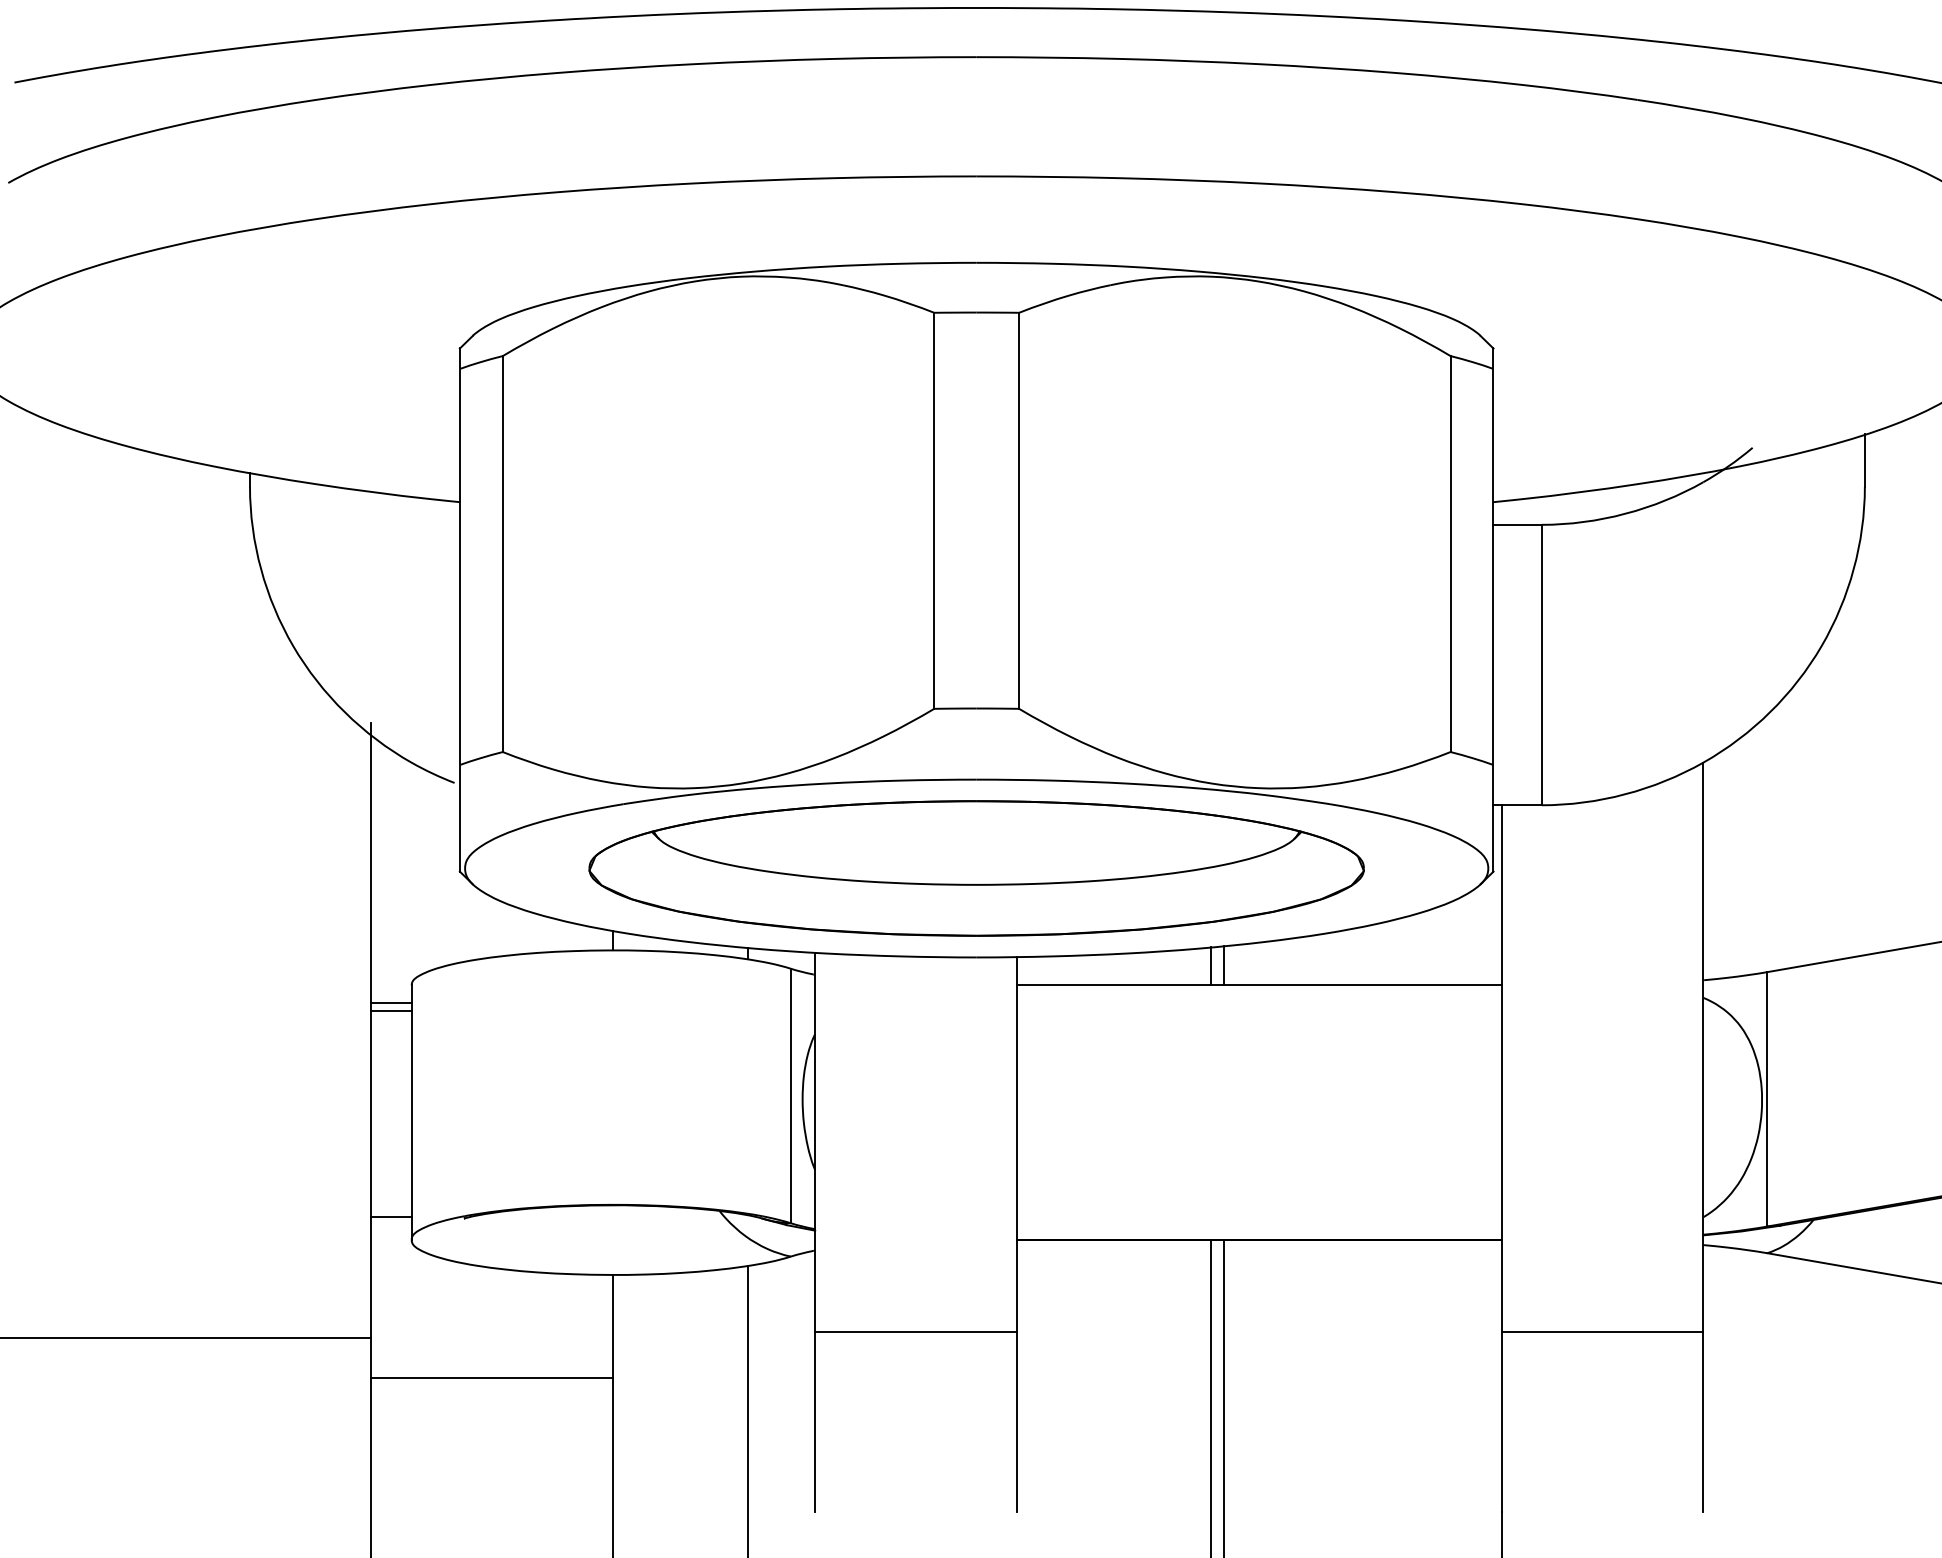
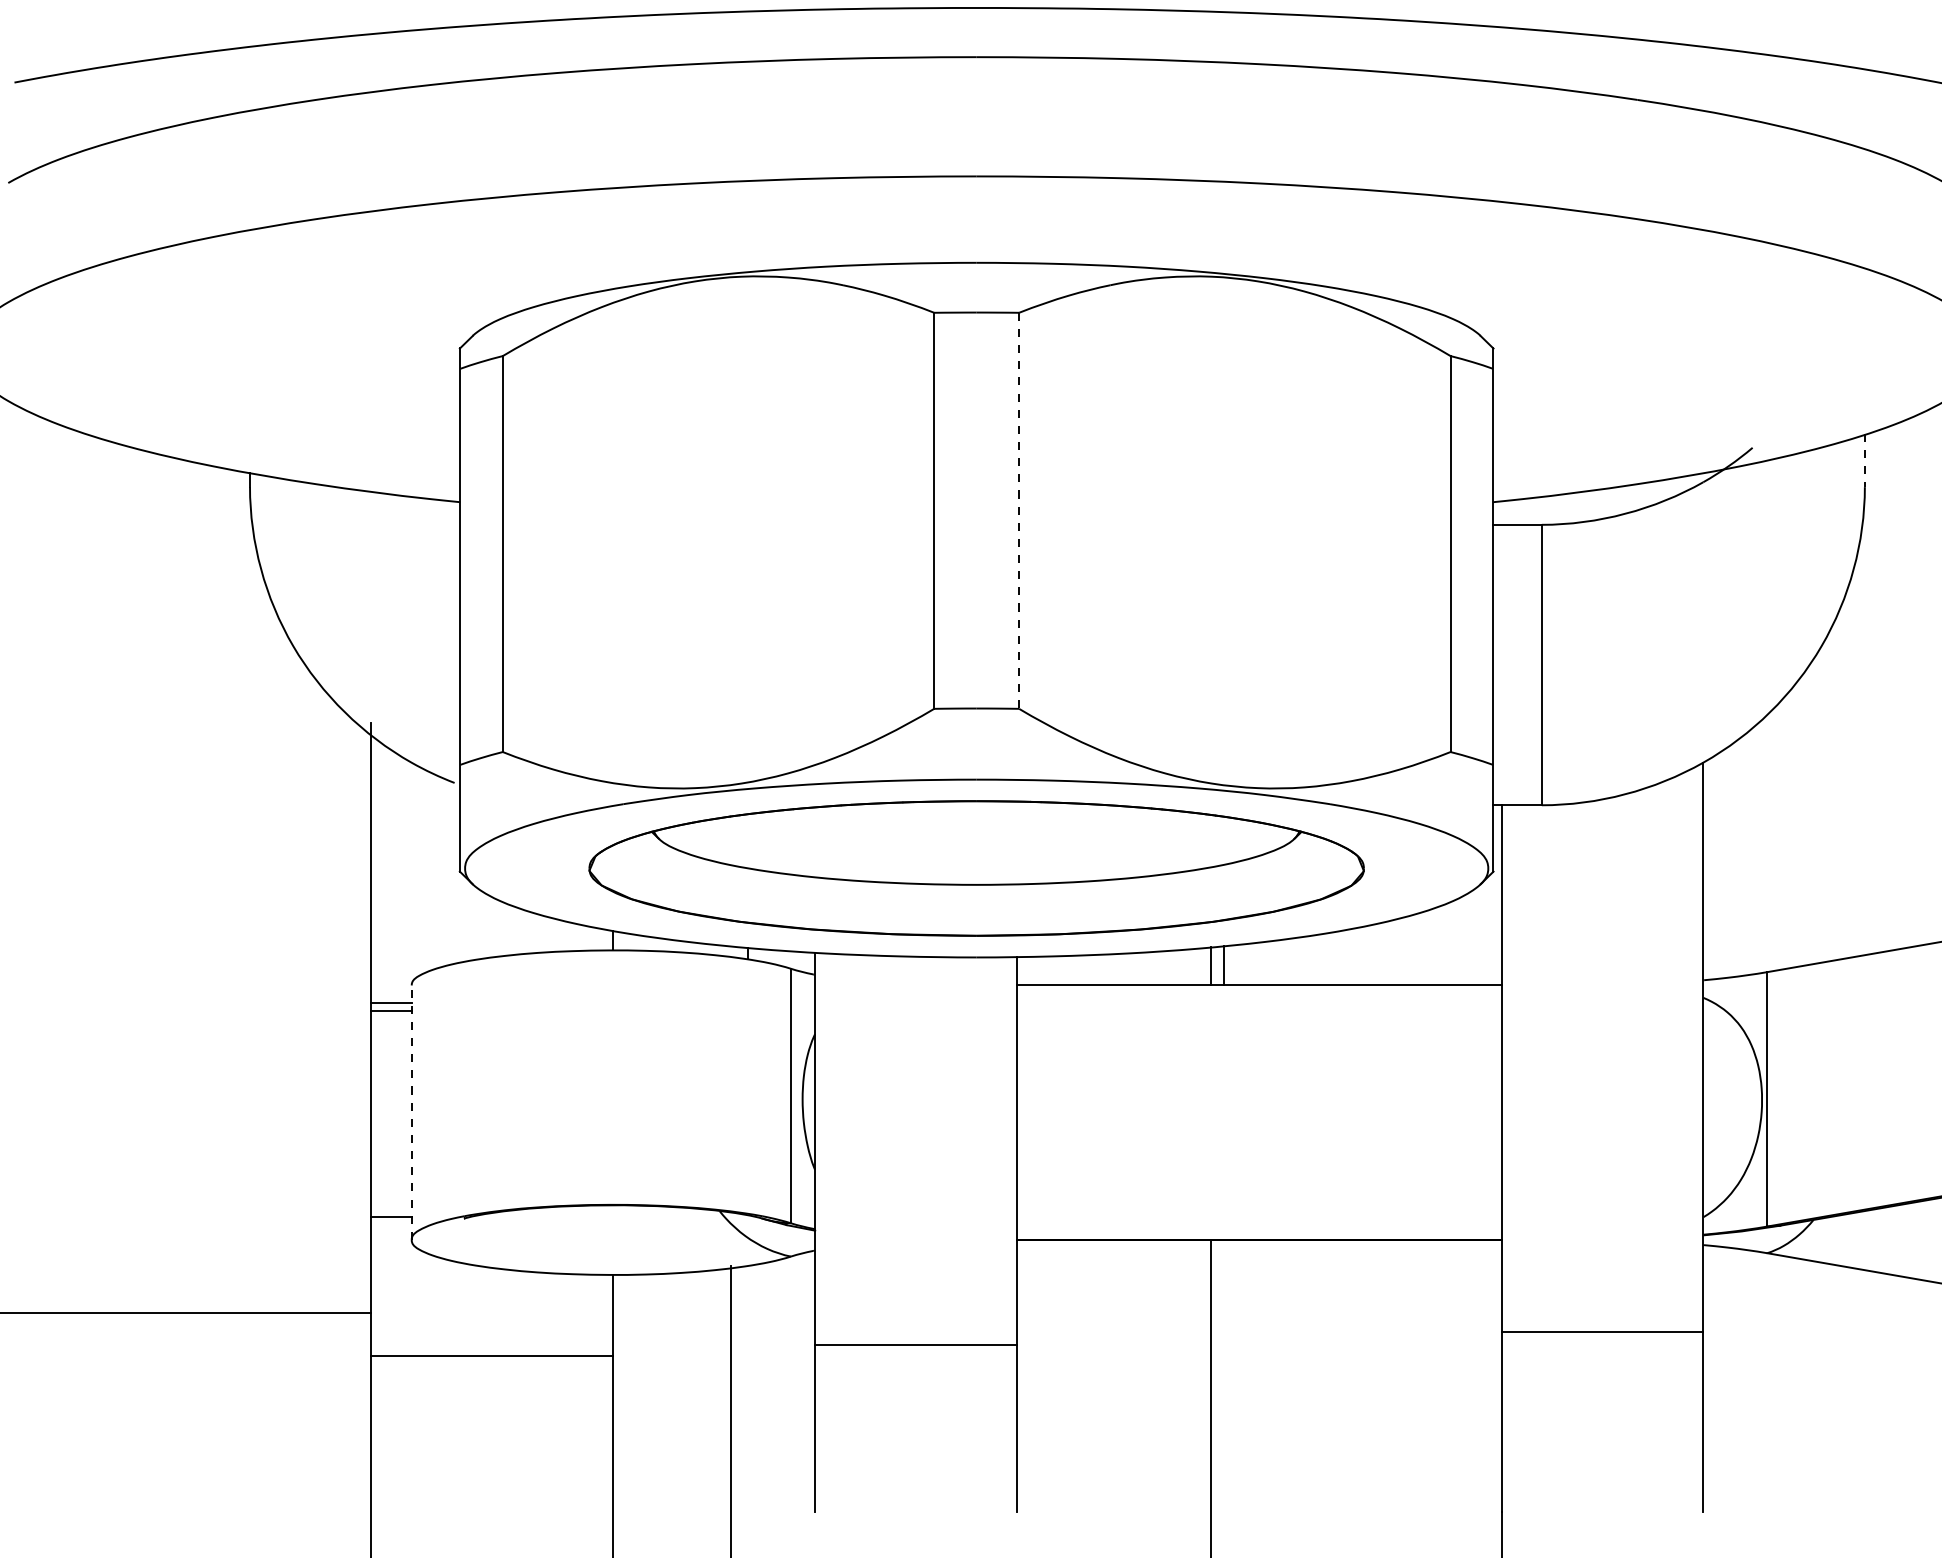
line: solid -> dashed (1864, 460)
line: solid -> dashed (1019, 511)
line: solid -> dashed (411, 1112)
line position: (916, 1331) -> (916, 1344) (916, 1344)
line position: (186, 1337) -> (186, 1312) (186, 1312)
line position: (492, 1378) -> (492, 1356) (492, 1356)
line: present -> none (1223, 1397)
line position: (748, 1409) -> (731, 1409) (731, 1409)
